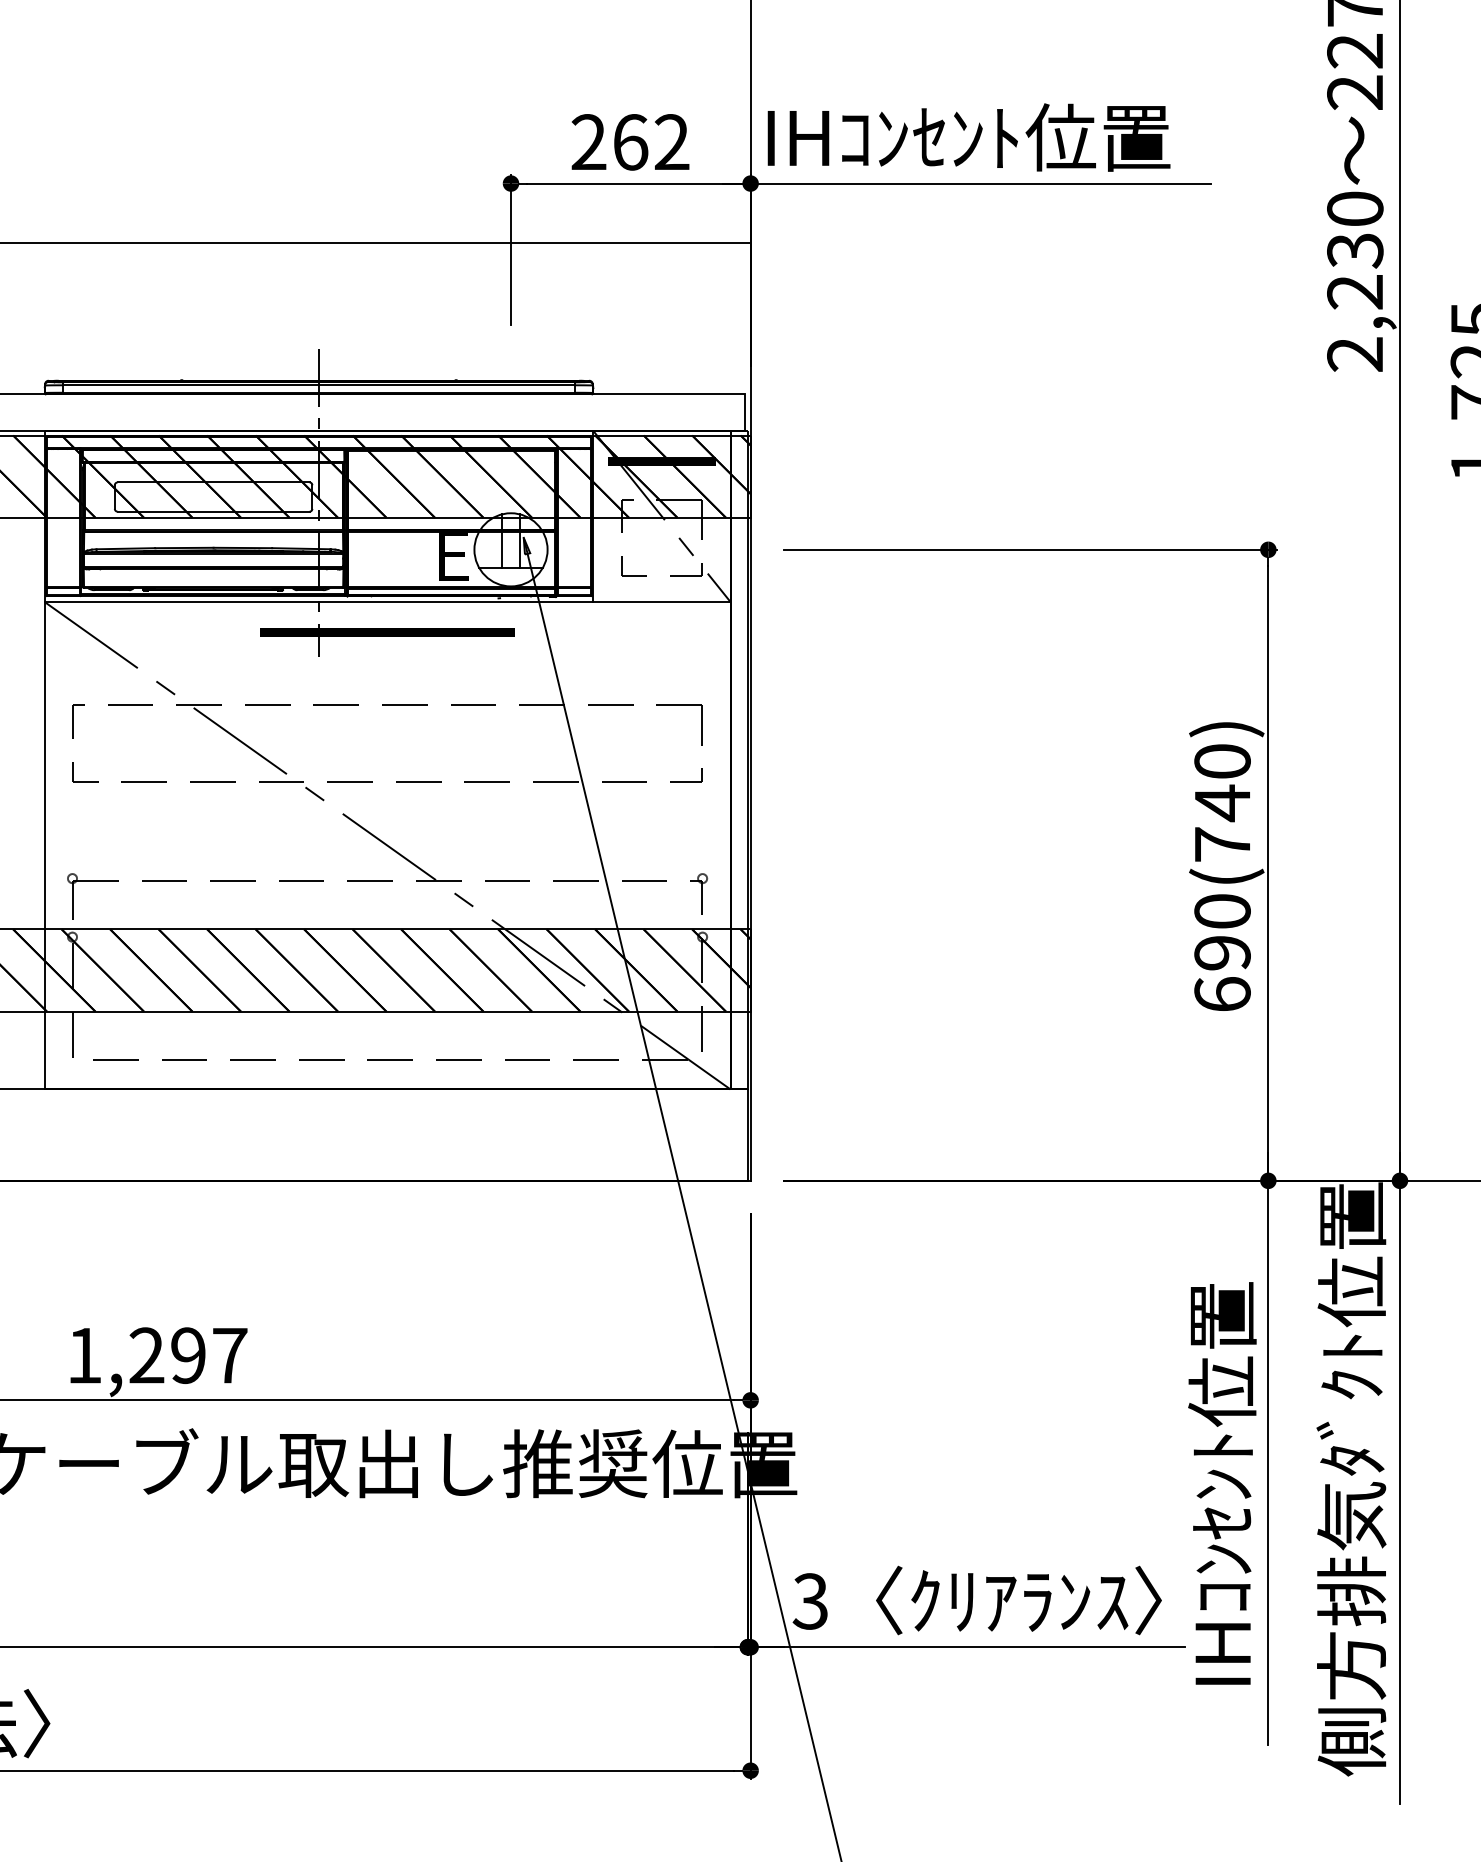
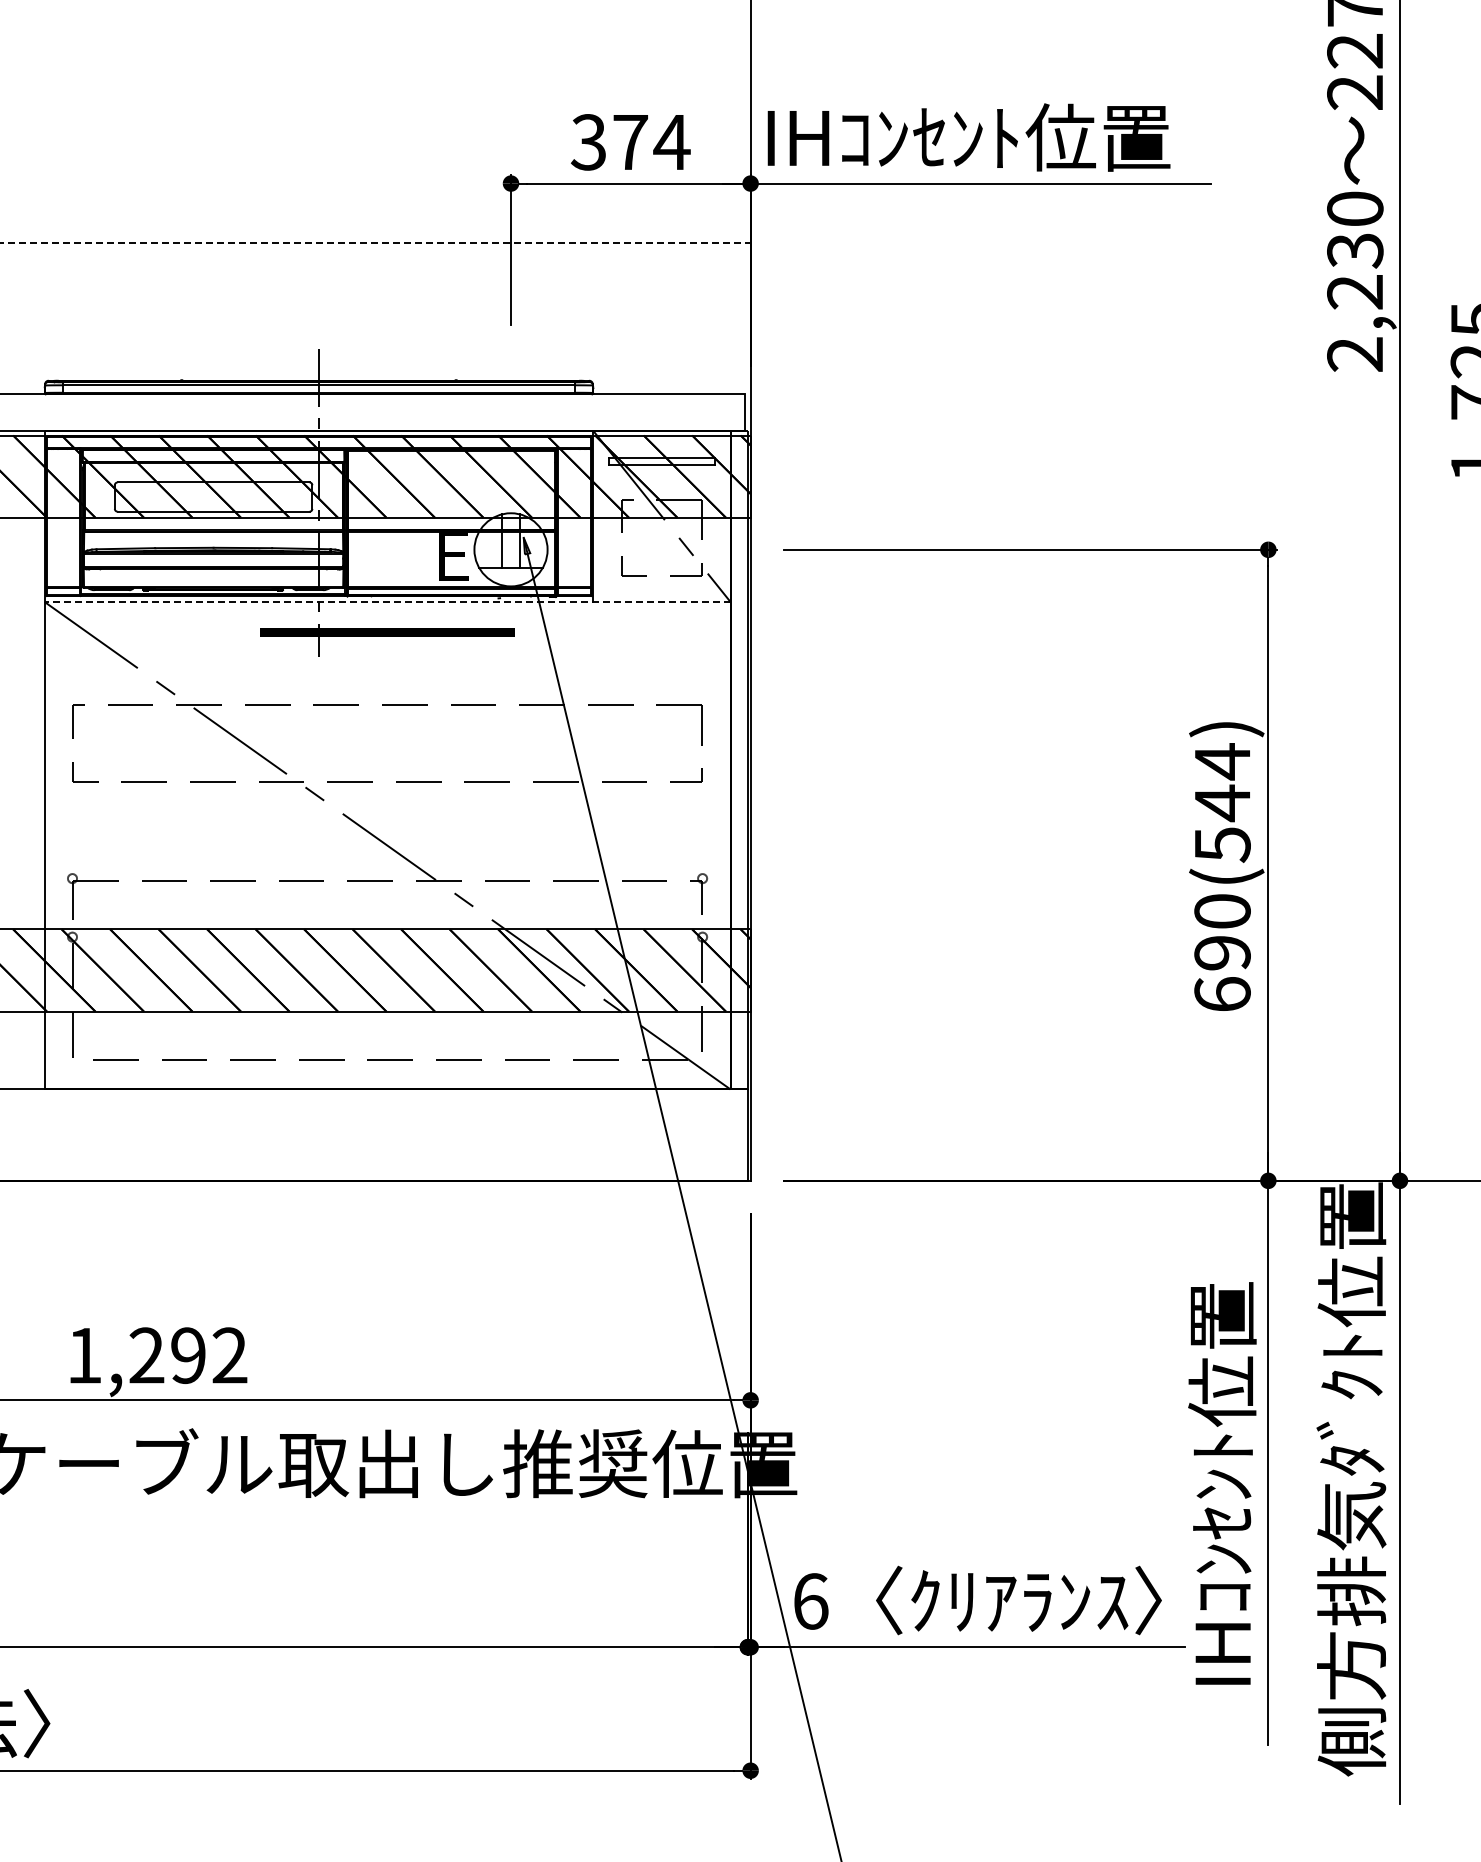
text: 262 -> 374 (630, 142)
line: solid -> dashed (375, 243)
hatch: present -> none (661, 461)
line: solid -> dashed (387, 601)
text: 690(740) -> 690(544) (1222, 803)
text: 1,297 -> 1,292 (229, 1355)
text: 3 -> 6 (810, 1601)
